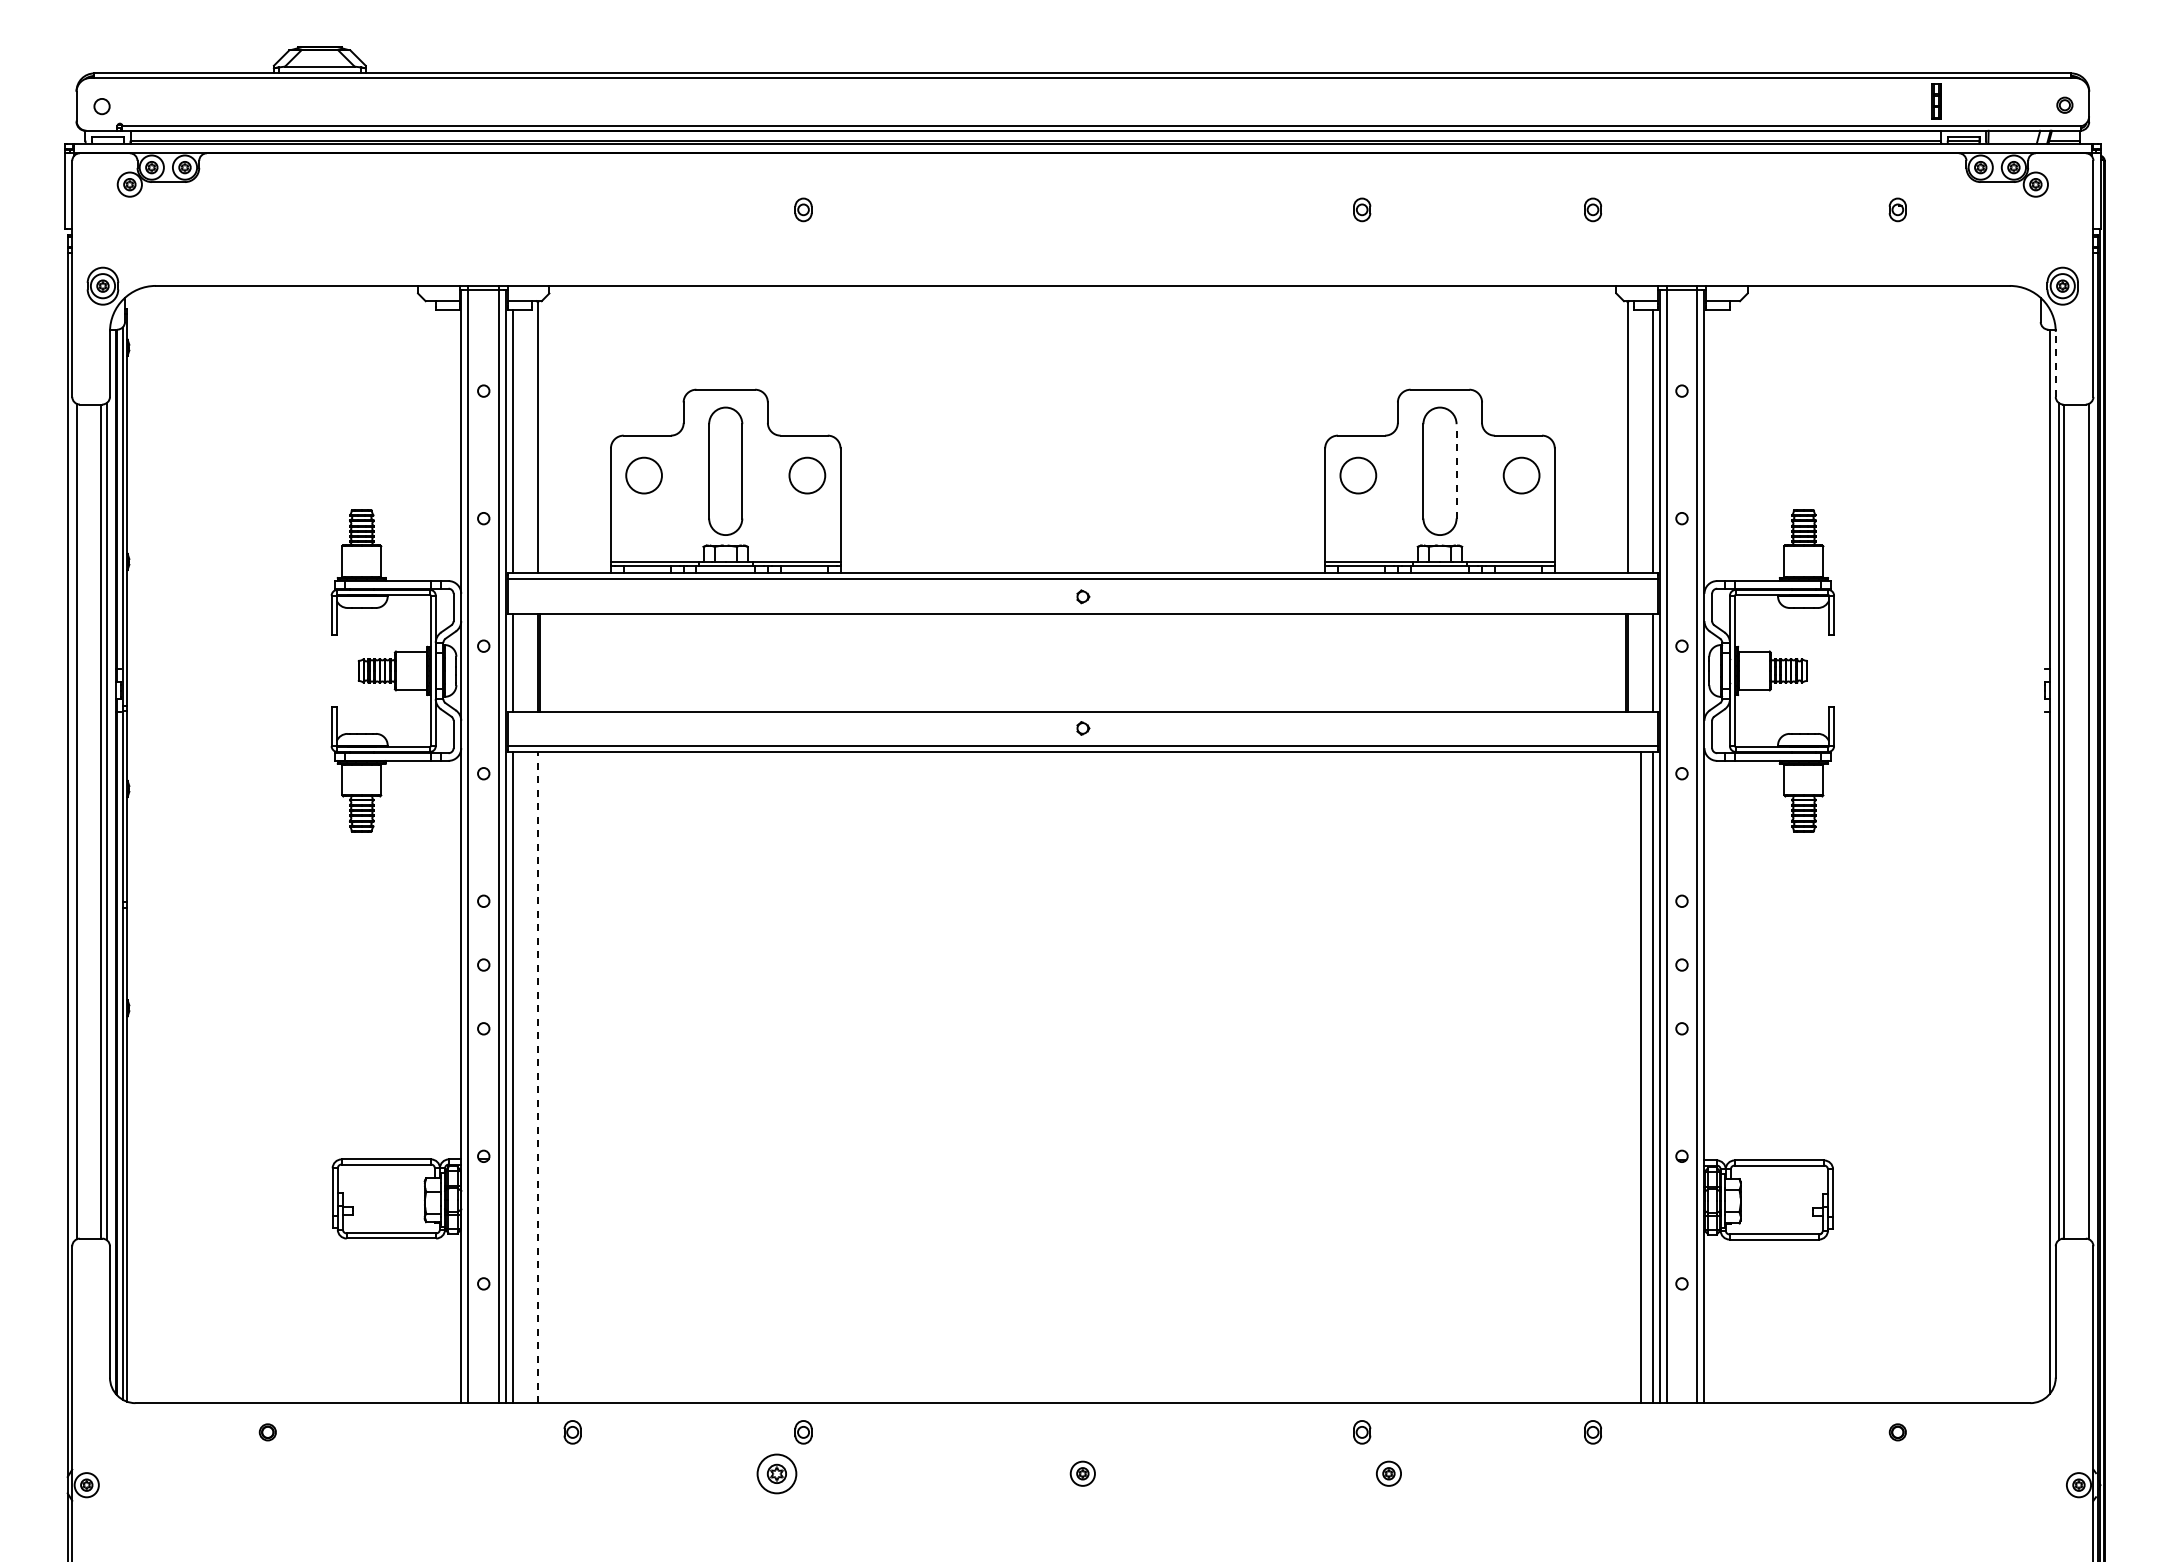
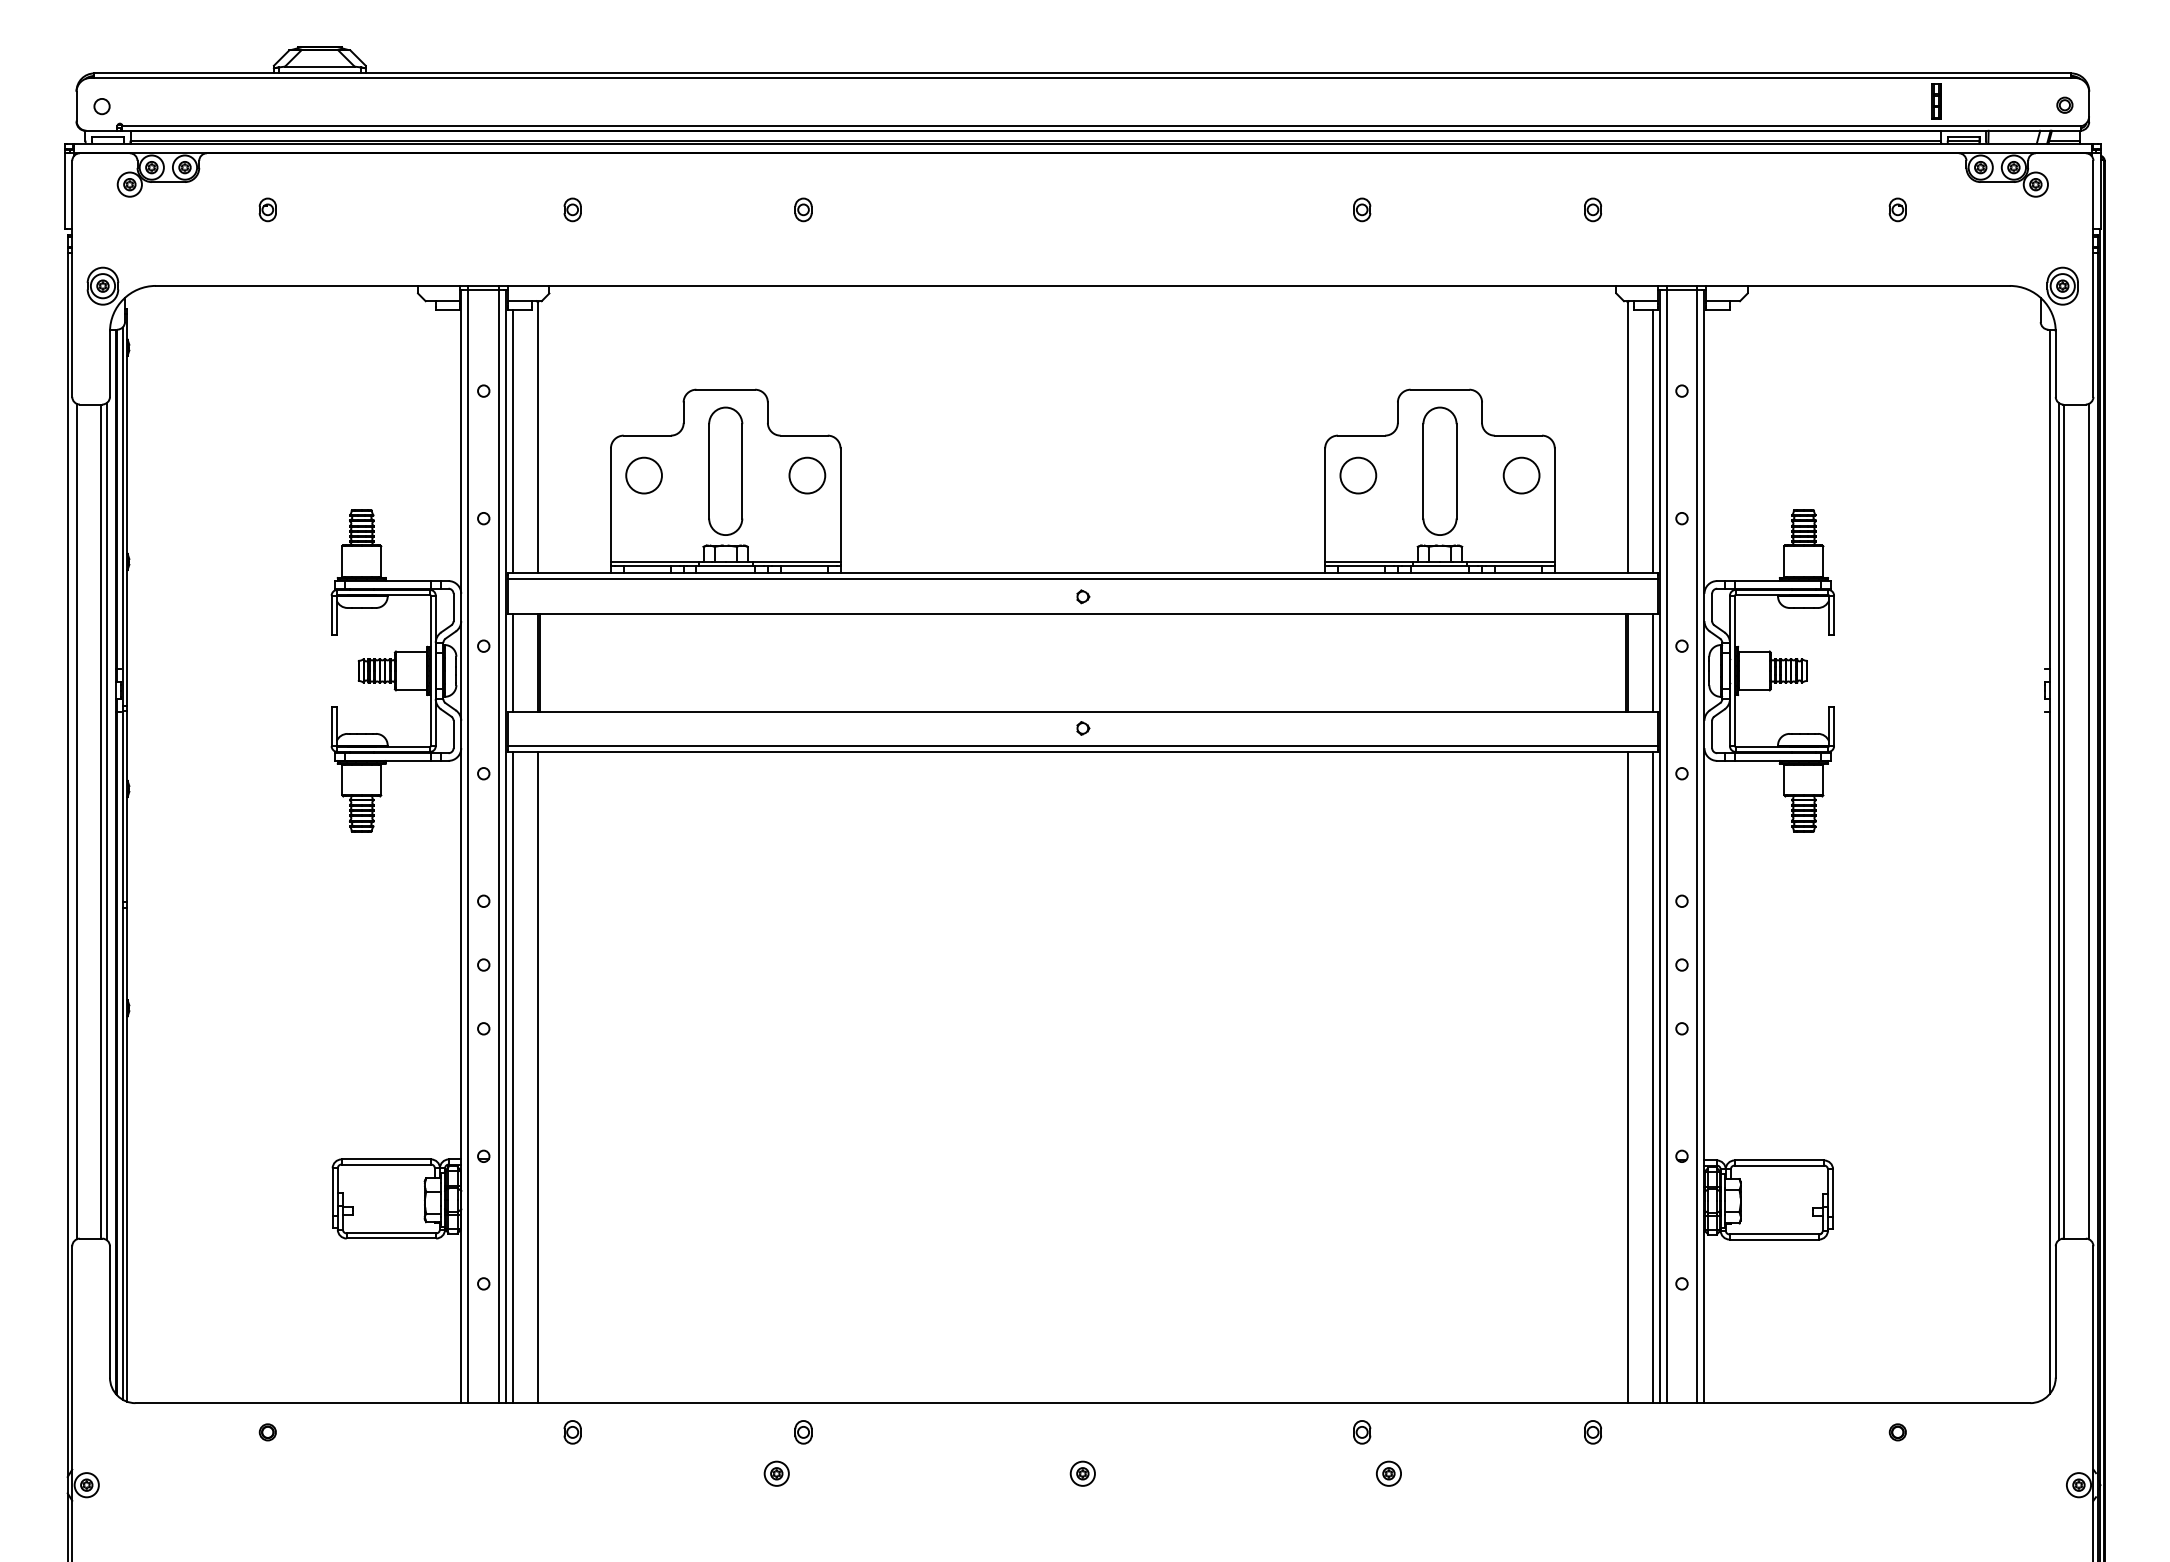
part: none -> present (267, 209)
part: none -> present (572, 209)
line: dashed -> solid (2055, 364)
line: dashed -> solid (1456, 470)
line: dashed -> solid (538, 1077)
line position: (1640, 1077) -> (1627, 1077) (1627, 1077)
part size: 42x42 px -> 27x27 px (776, 1473)
